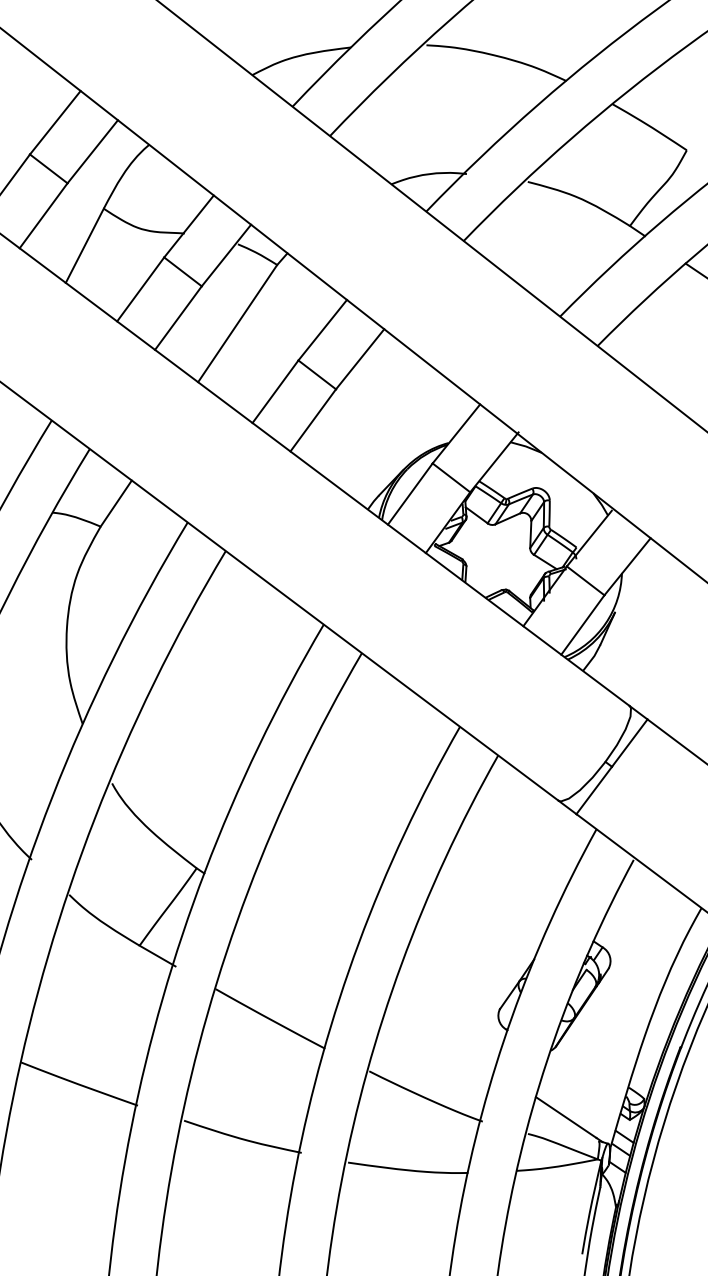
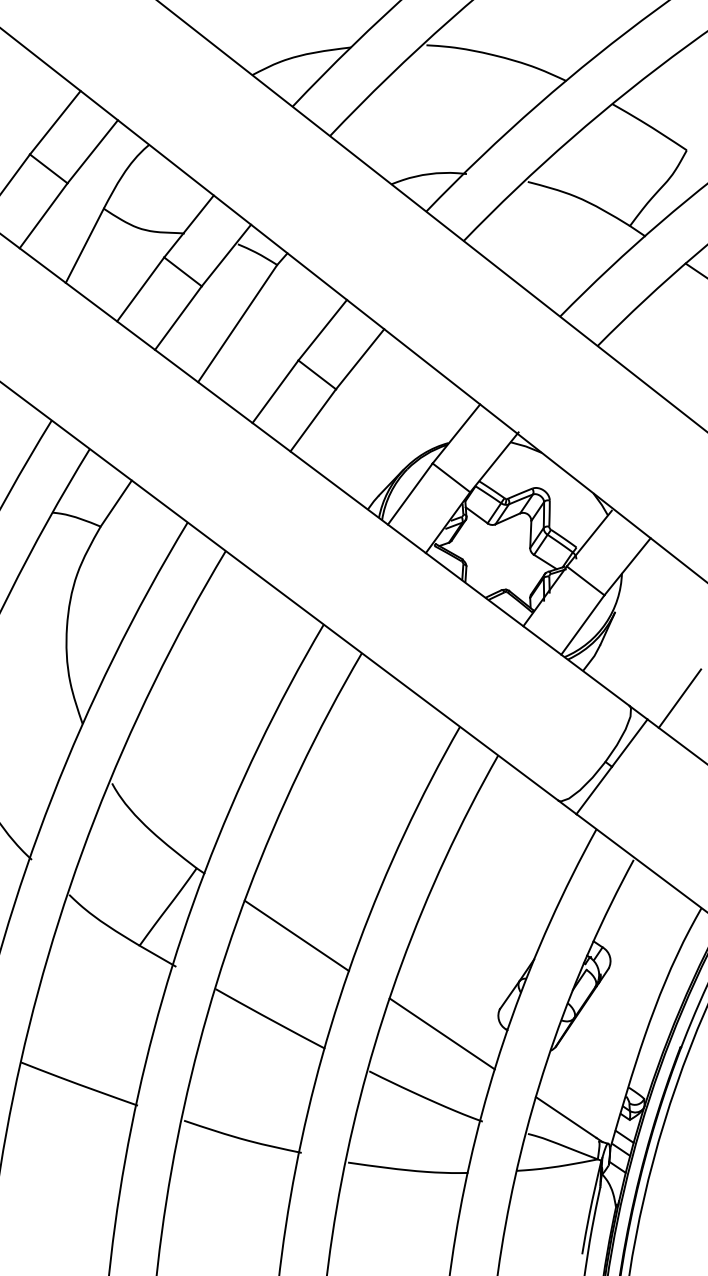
line: none -> present (679, 698)
line: none -> present (296, 935)
line: none -> present (441, 1033)
